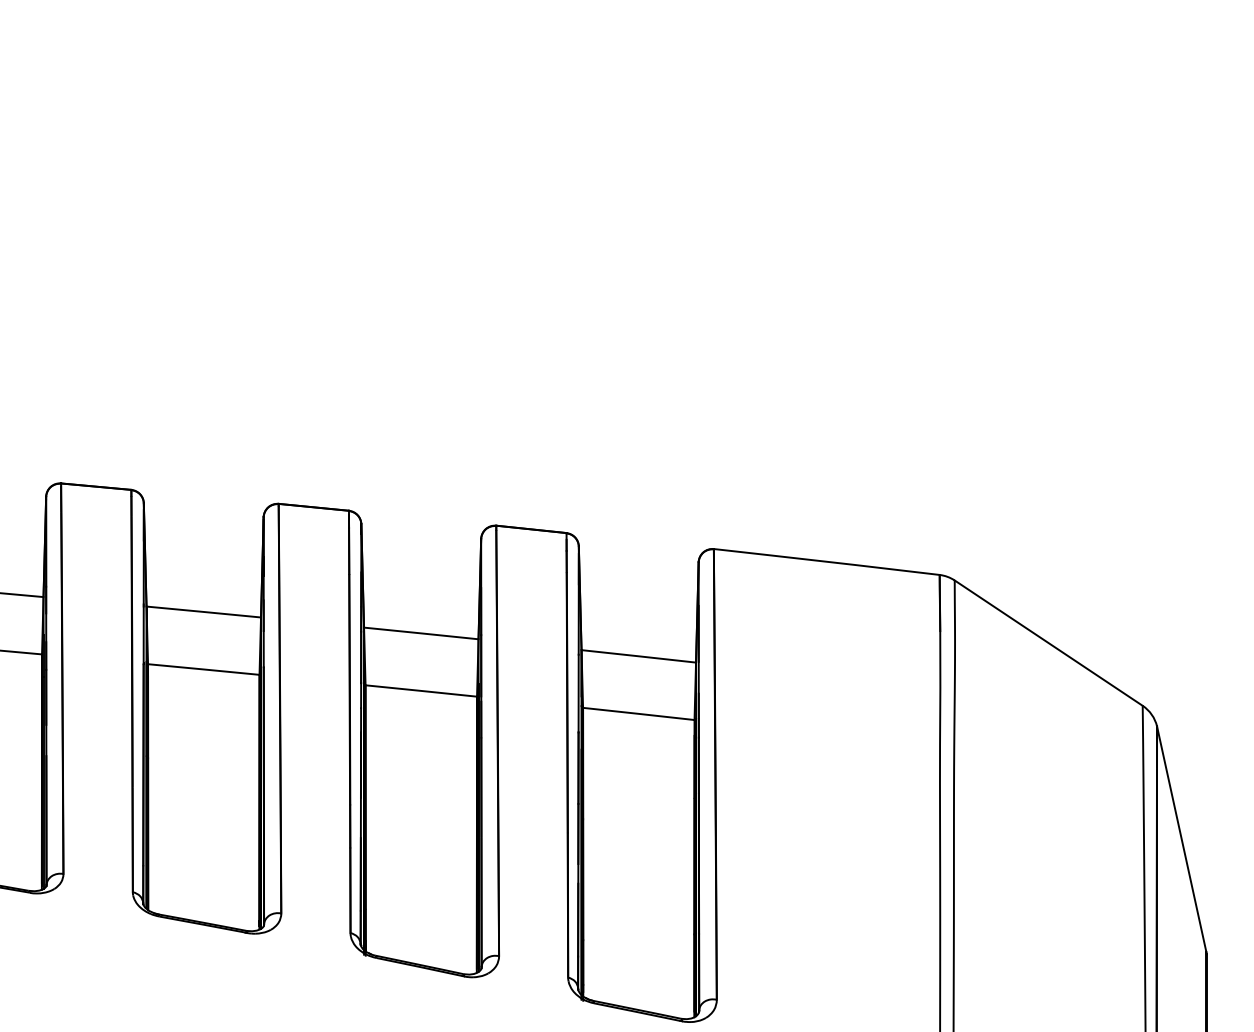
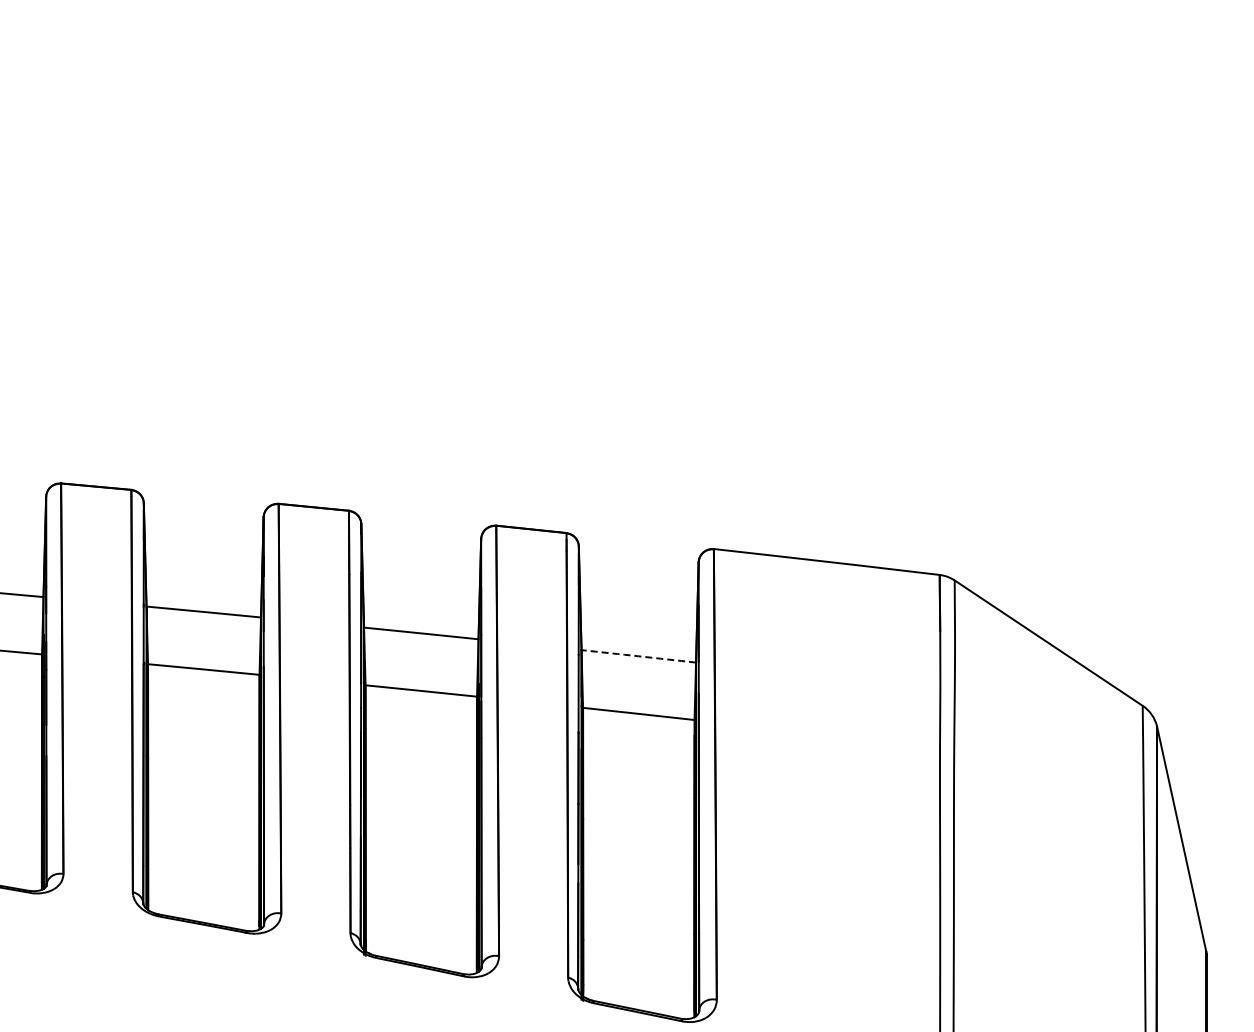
arc: solid -> dashed (638, 656)
